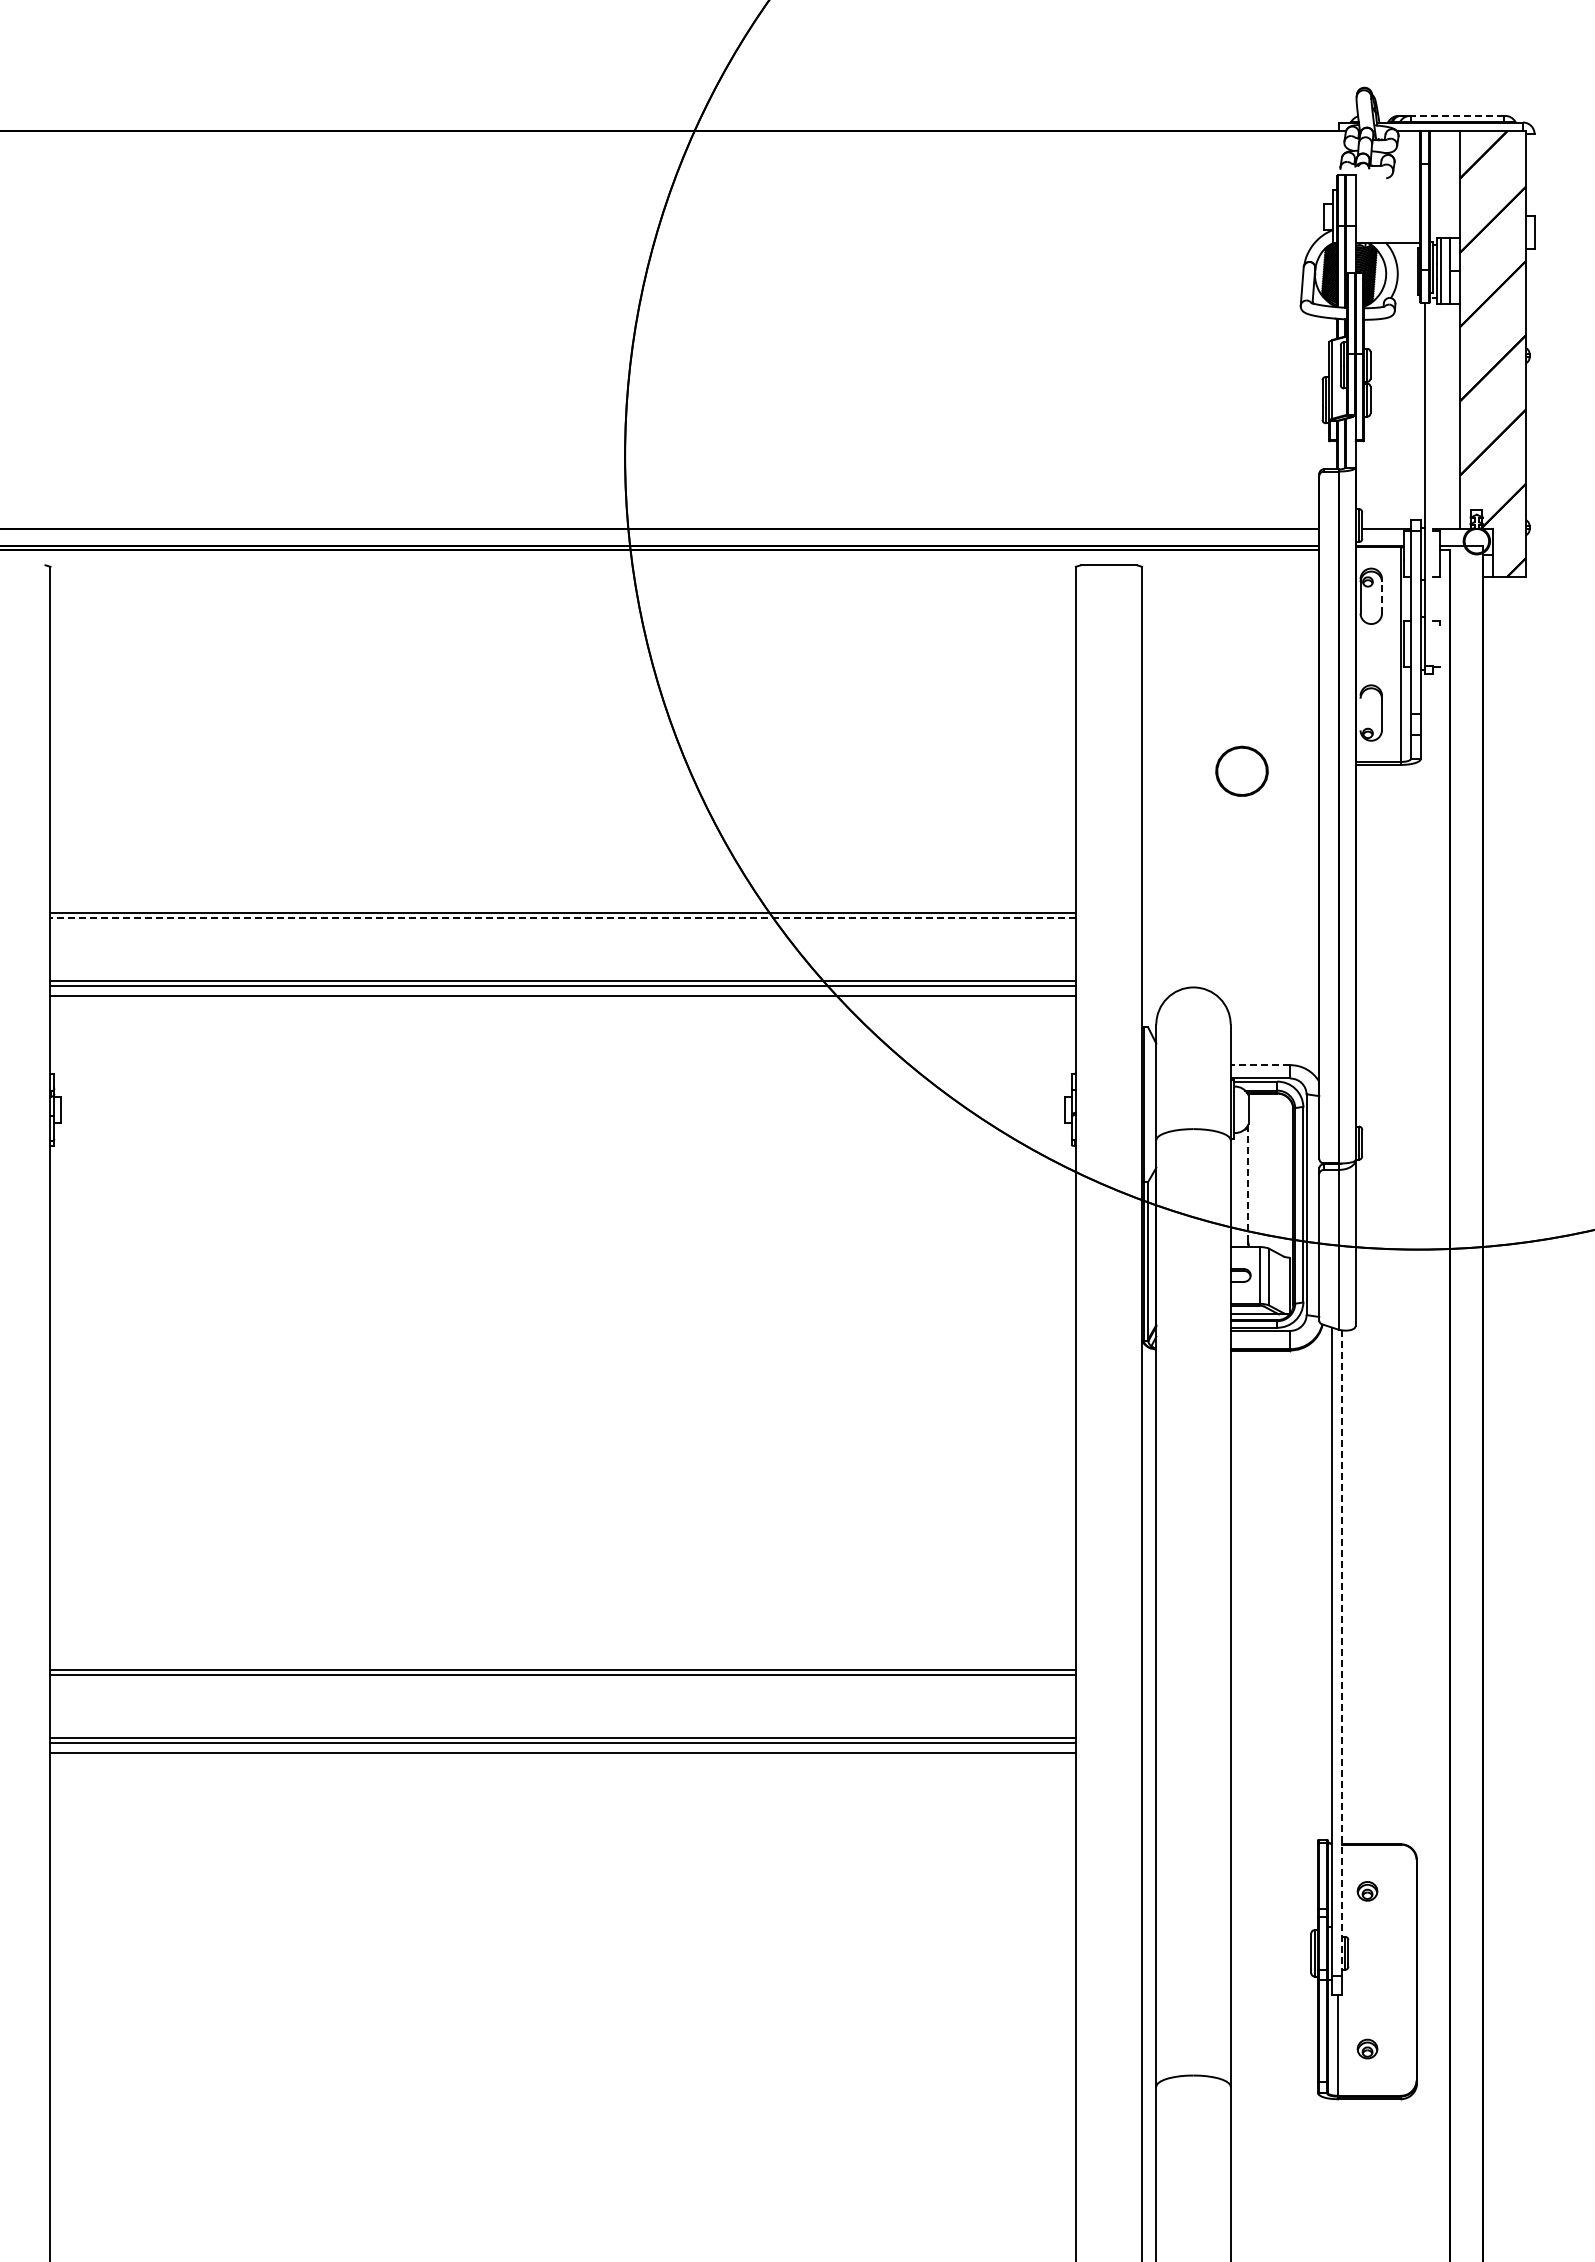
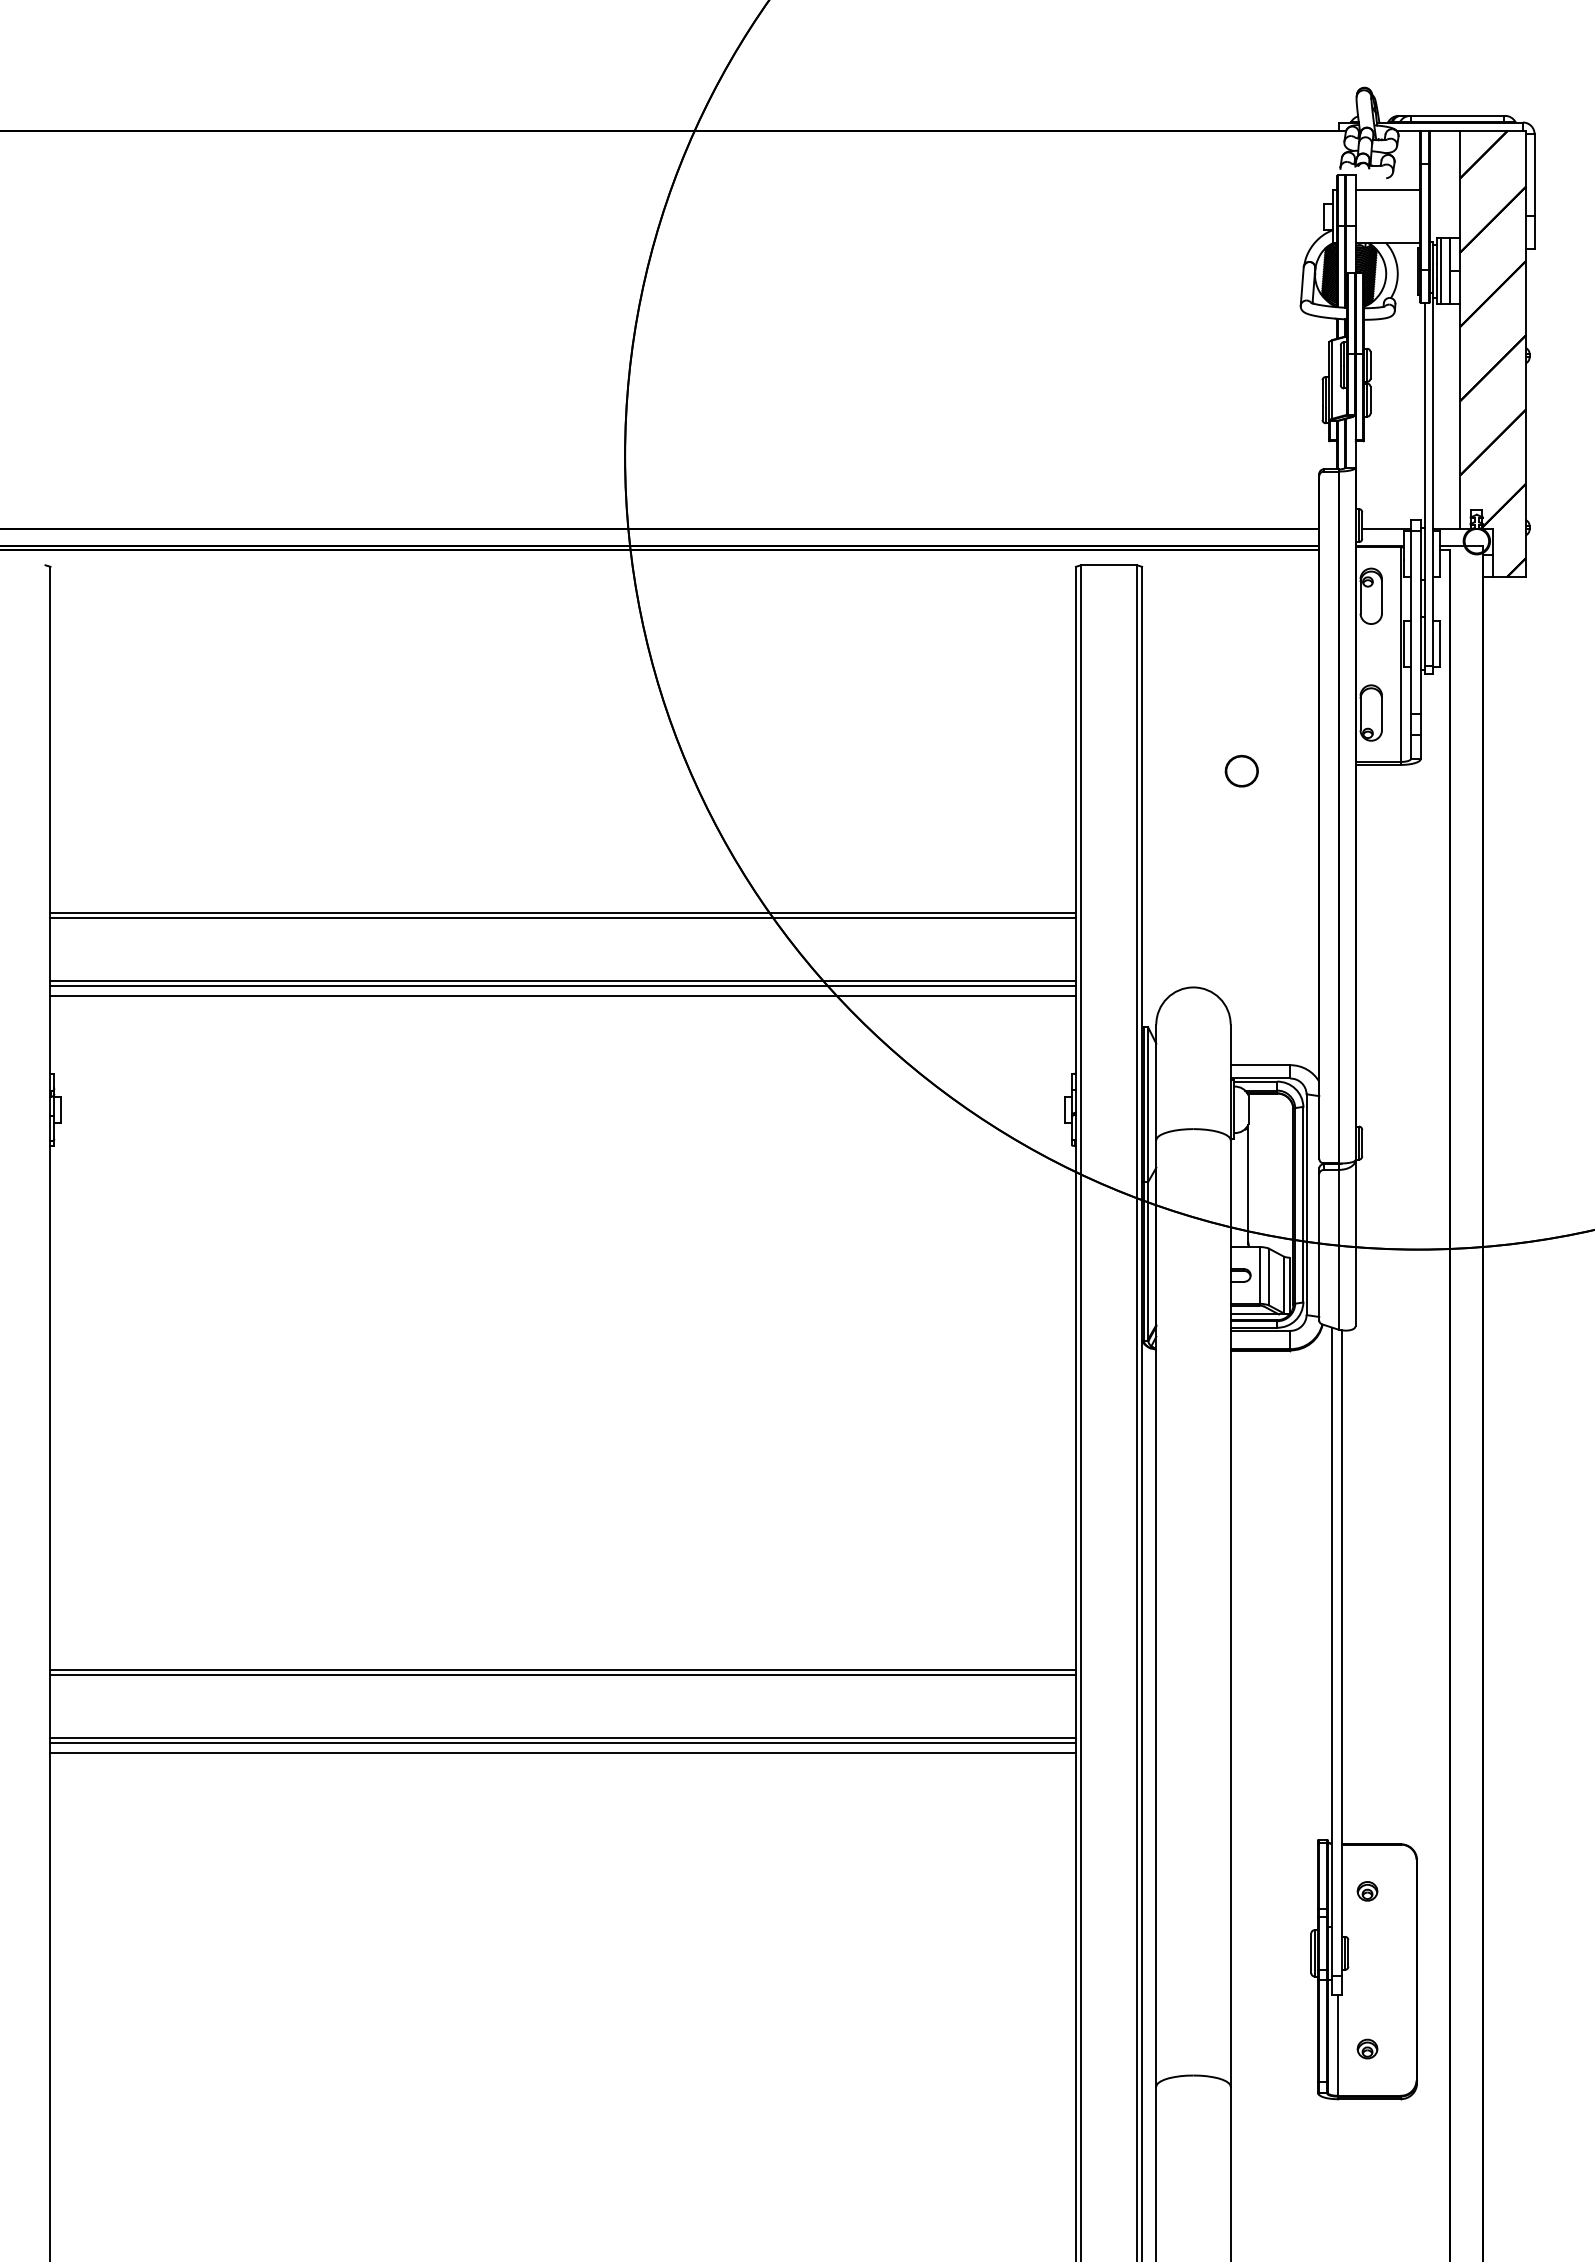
line: dashed -> solid (1457, 115)
line: none -> present (1534, 174)
line: none -> present (1387, 190)
line: none -> present (1433, 479)
line: dashed -> solid (1382, 595)
line: none -> present (1439, 645)
line: none -> present (1360, 712)
part size: 54x52 px -> 35x34 px (1241, 770)
line: dashed -> solid (563, 917)
line: dashed -> solid (1260, 1065)
line: none -> present (1148, 1104)
line: dashed -> solid (1248, 1183)
line: none -> present (1283, 1284)
line: none -> present (1080, 1411)
line: none -> present (1137, 1411)
line: dashed -> solid (1341, 1653)
